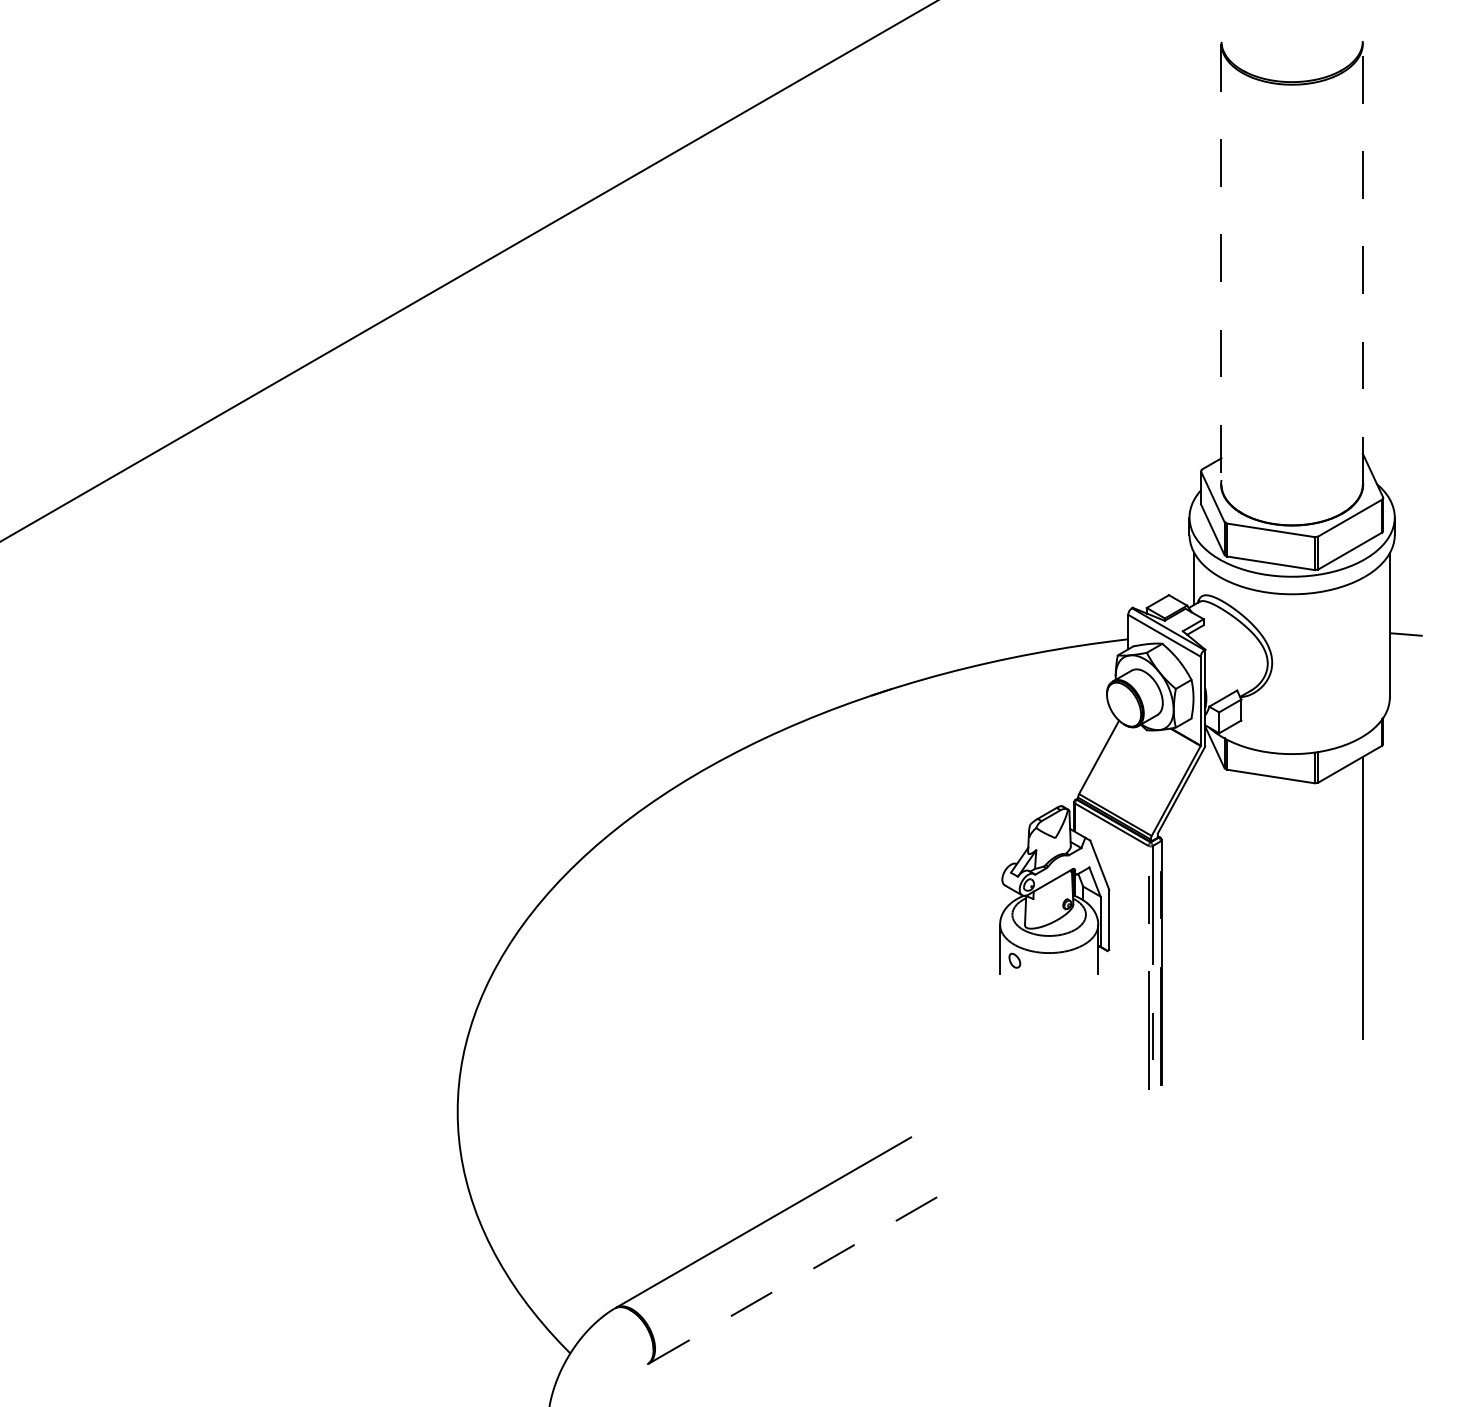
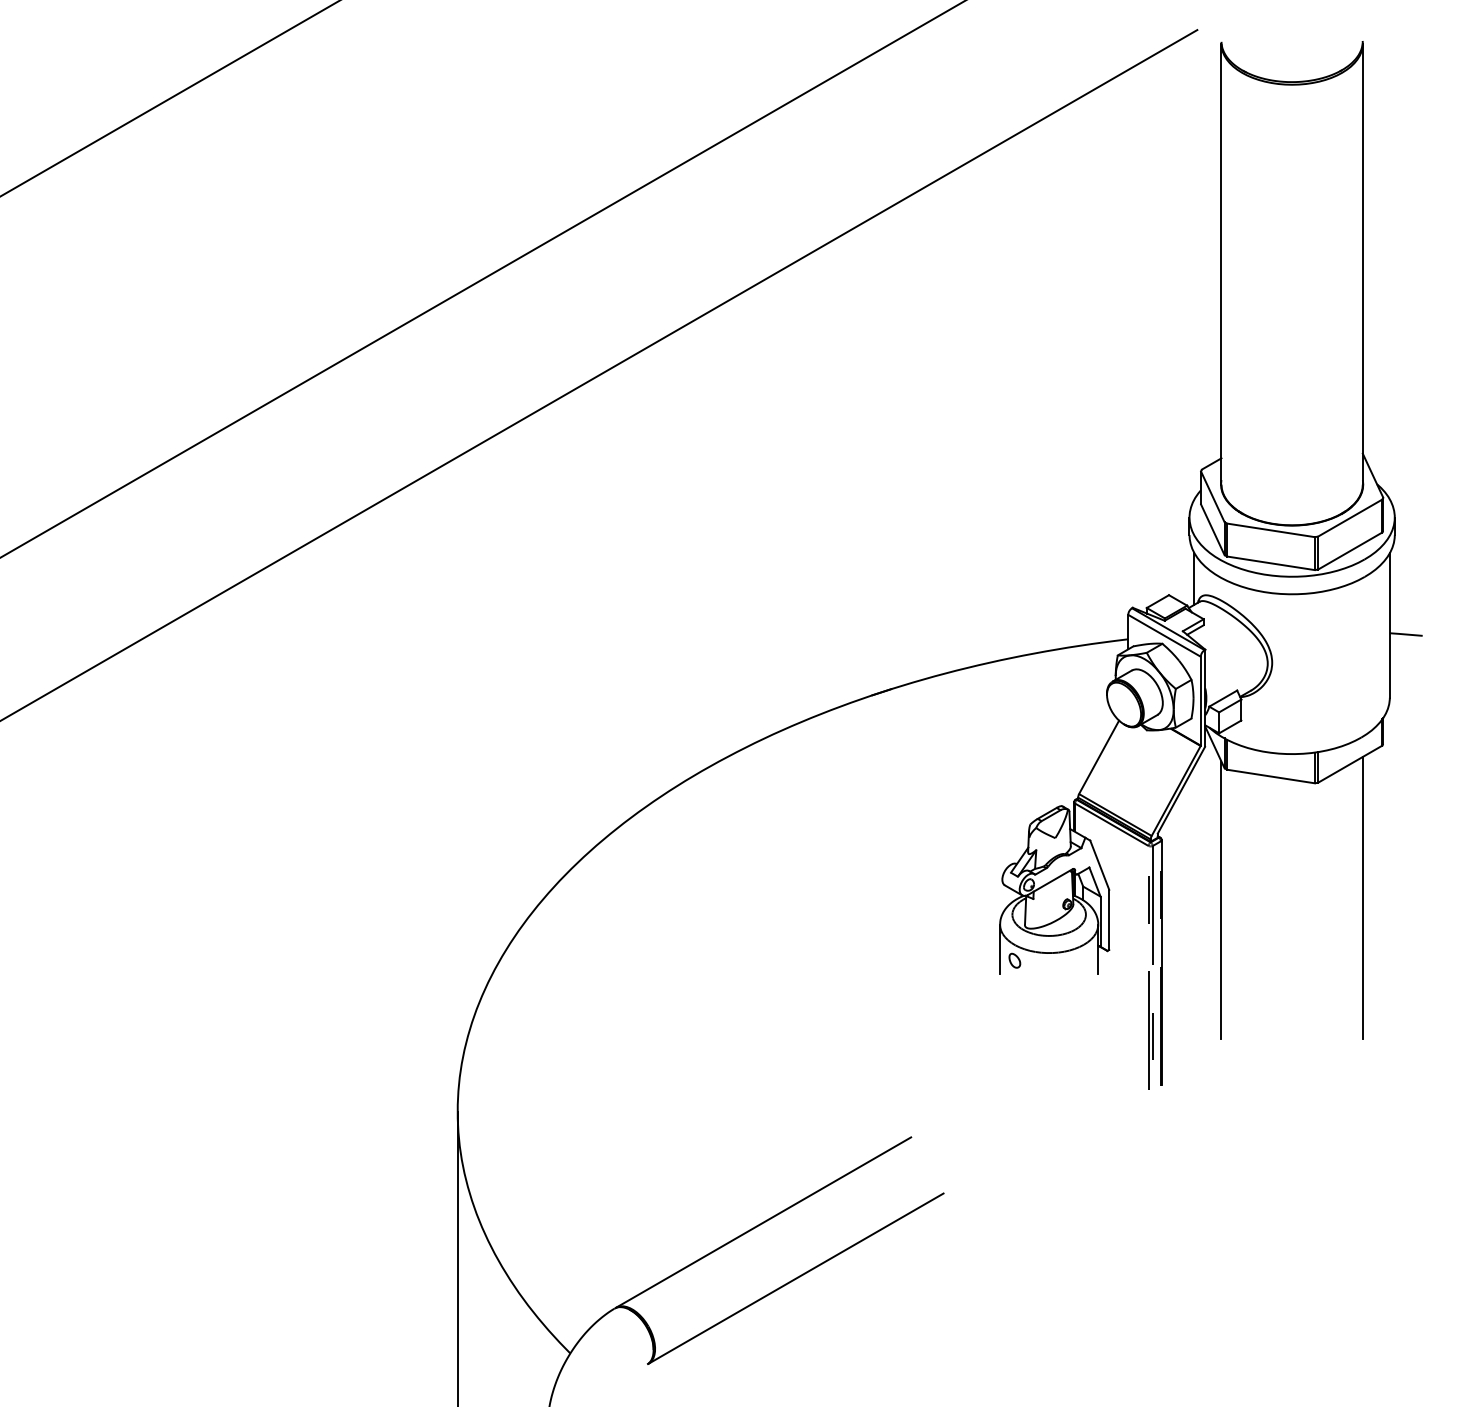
line: none -> present (169, 98)
line: dashed -> solid (1362, 263)
line: dashed -> solid (1221, 264)
line position: (468, 271) -> (482, 279) (482, 279)
line: none -> present (599, 375)
line: none -> present (1221, 900)
line: none -> present (457, 1257)
line: dashed -> solid (796, 1278)
